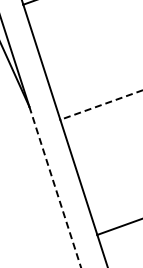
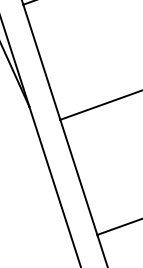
line: dashed -> solid (100, 105)
line: dashed -> solid (55, 187)
